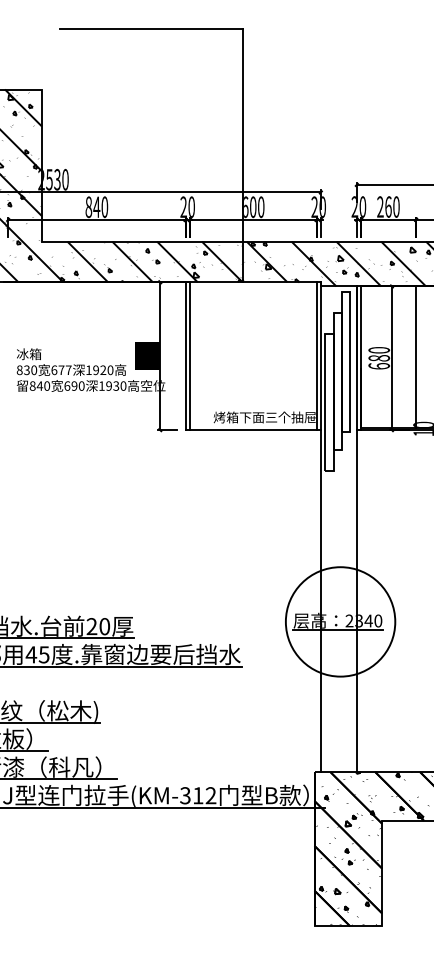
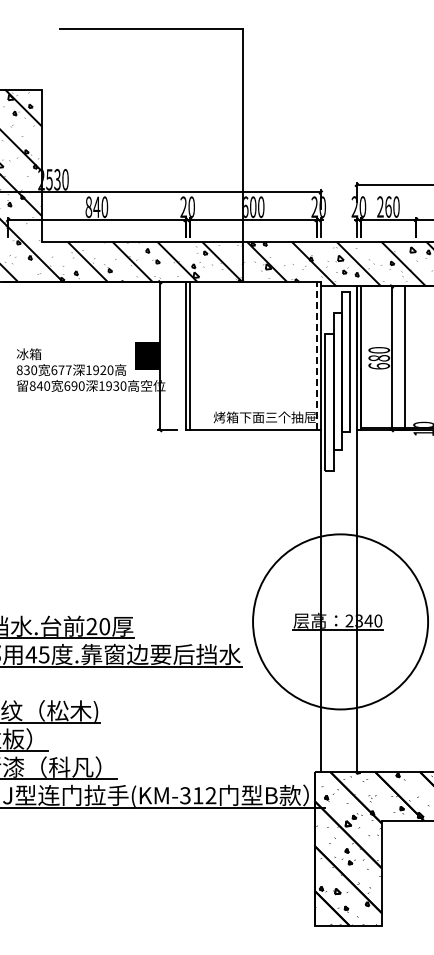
line: solid -> dashed (316, 356)
line position: (415, 357) -> (404, 357) (404, 357)
circle diameter: 109 px -> 175 px (340, 621)
